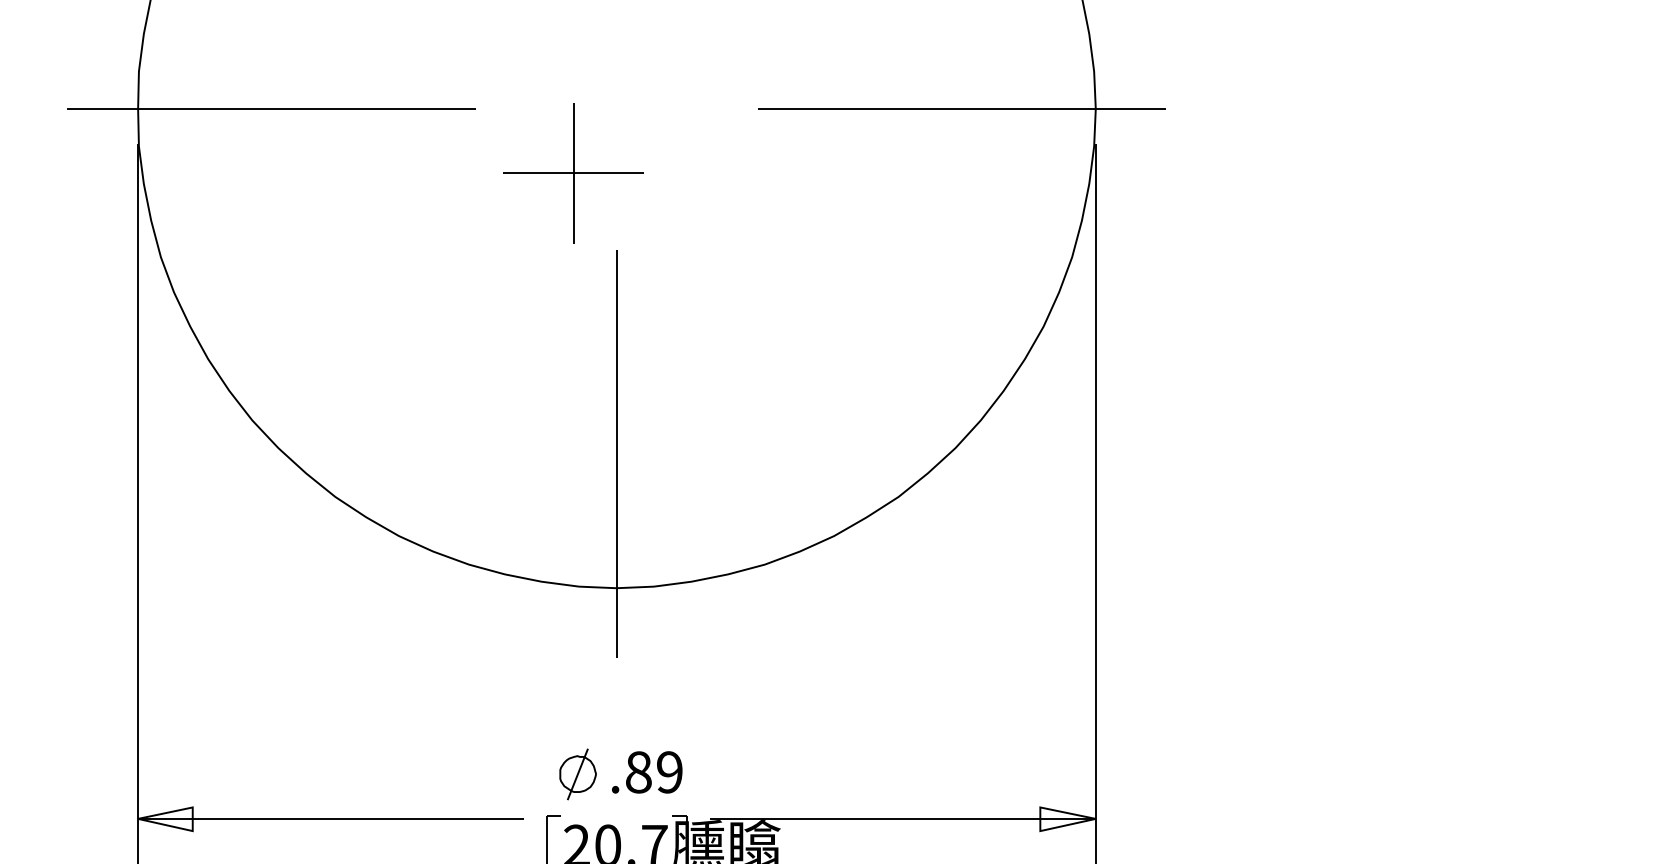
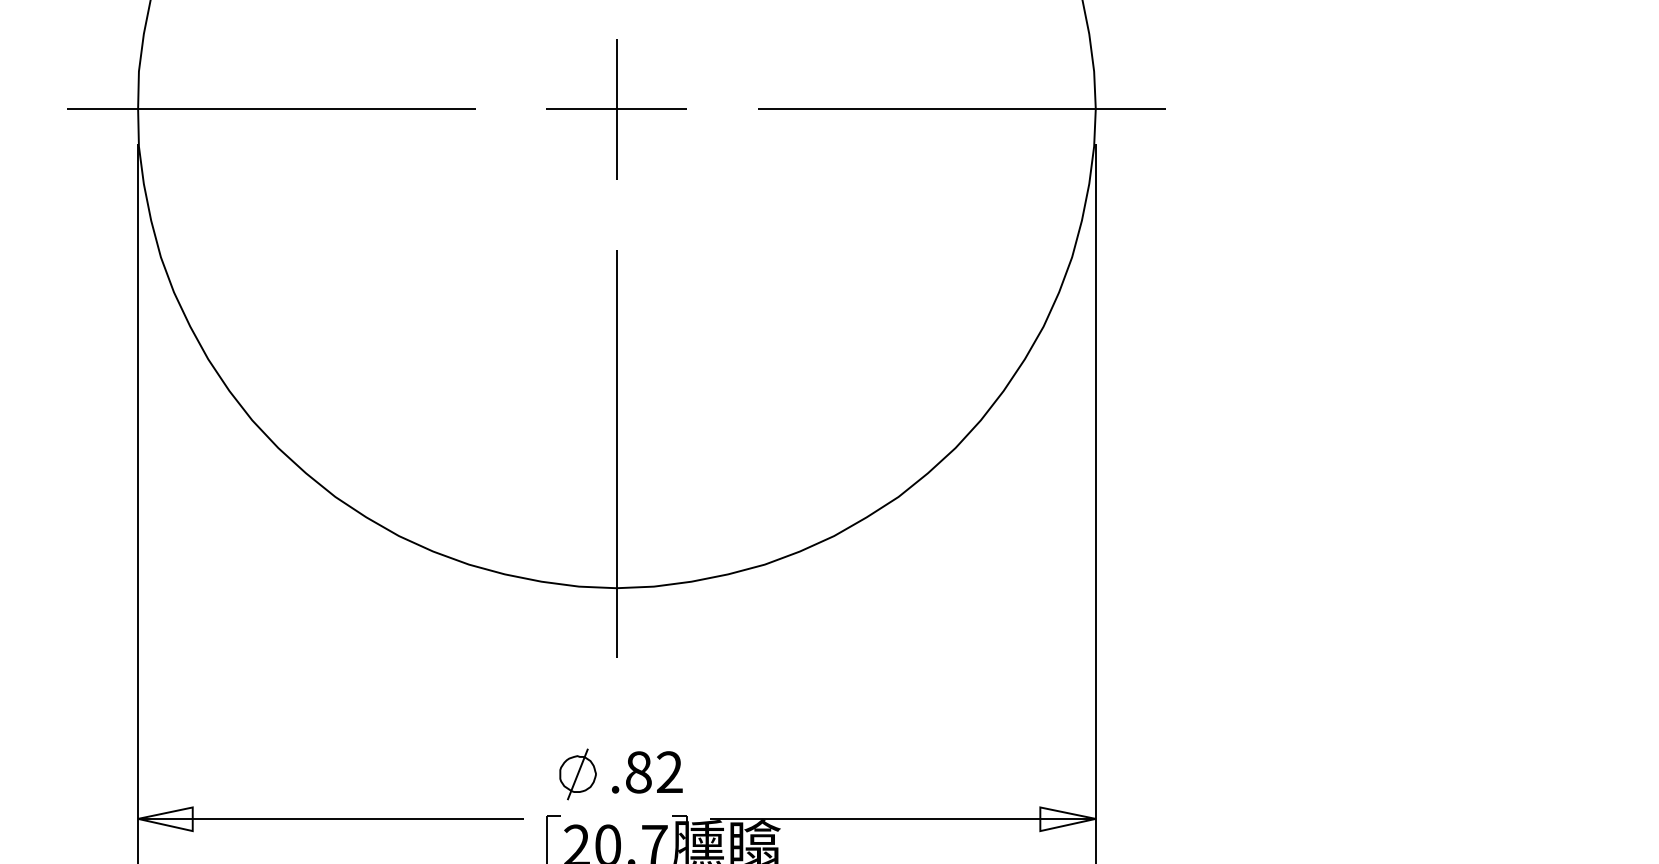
part position: (573, 173) -> (616, 109) (616, 109)
text: .89 -> .82 (669, 772)
